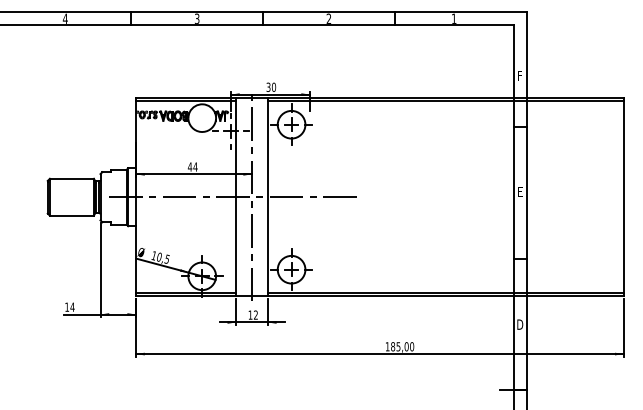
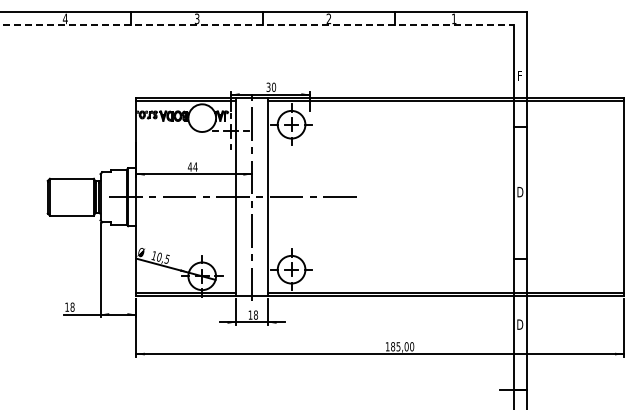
line: solid -> dashed (257, 25)
text: E -> D (520, 192)
text: 14 -> 18 (72, 306)
text: 12 -> 18 (255, 314)
